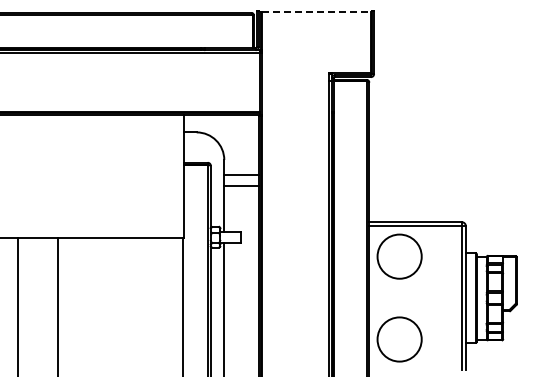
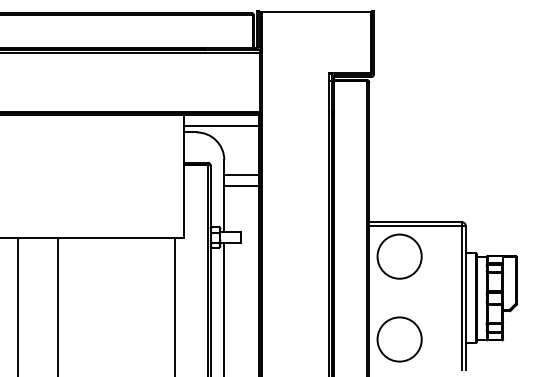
line: dashed -> solid (316, 12)
line: none -> present (220, 126)
line position: (182, 305) -> (174, 305) (174, 305)
